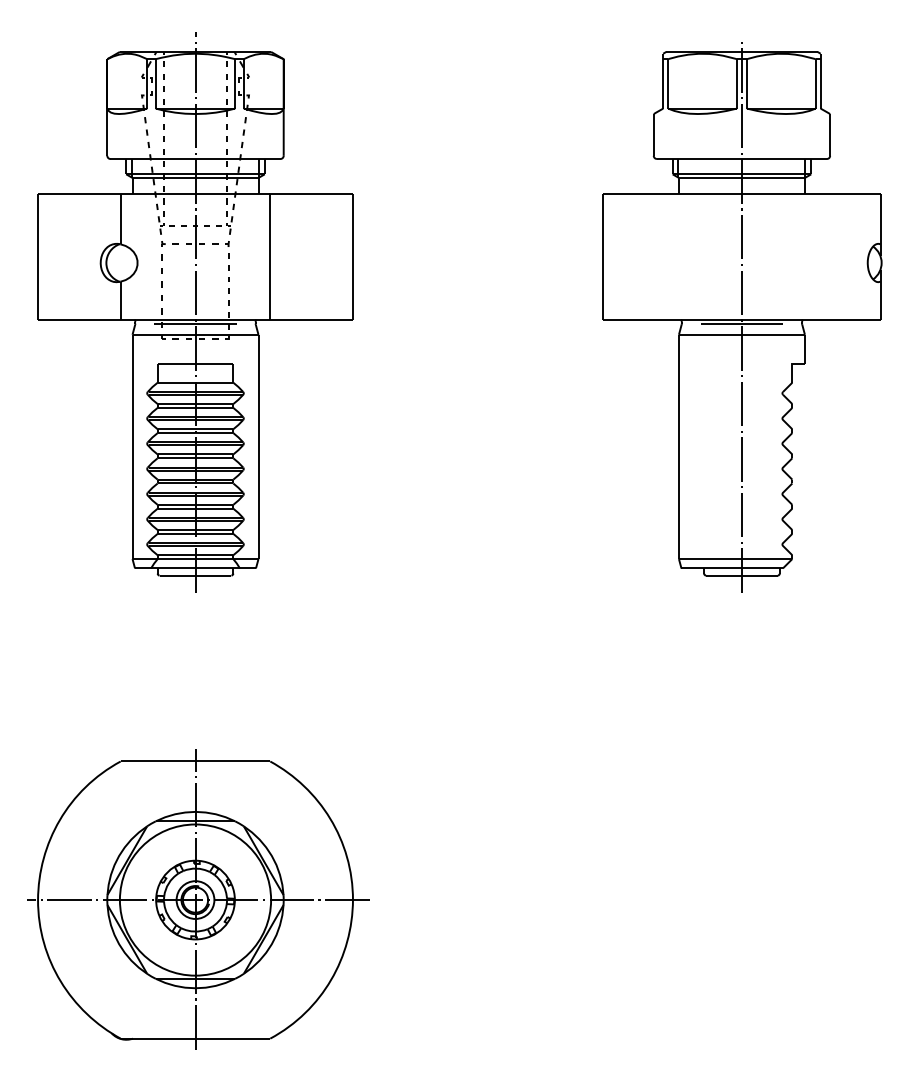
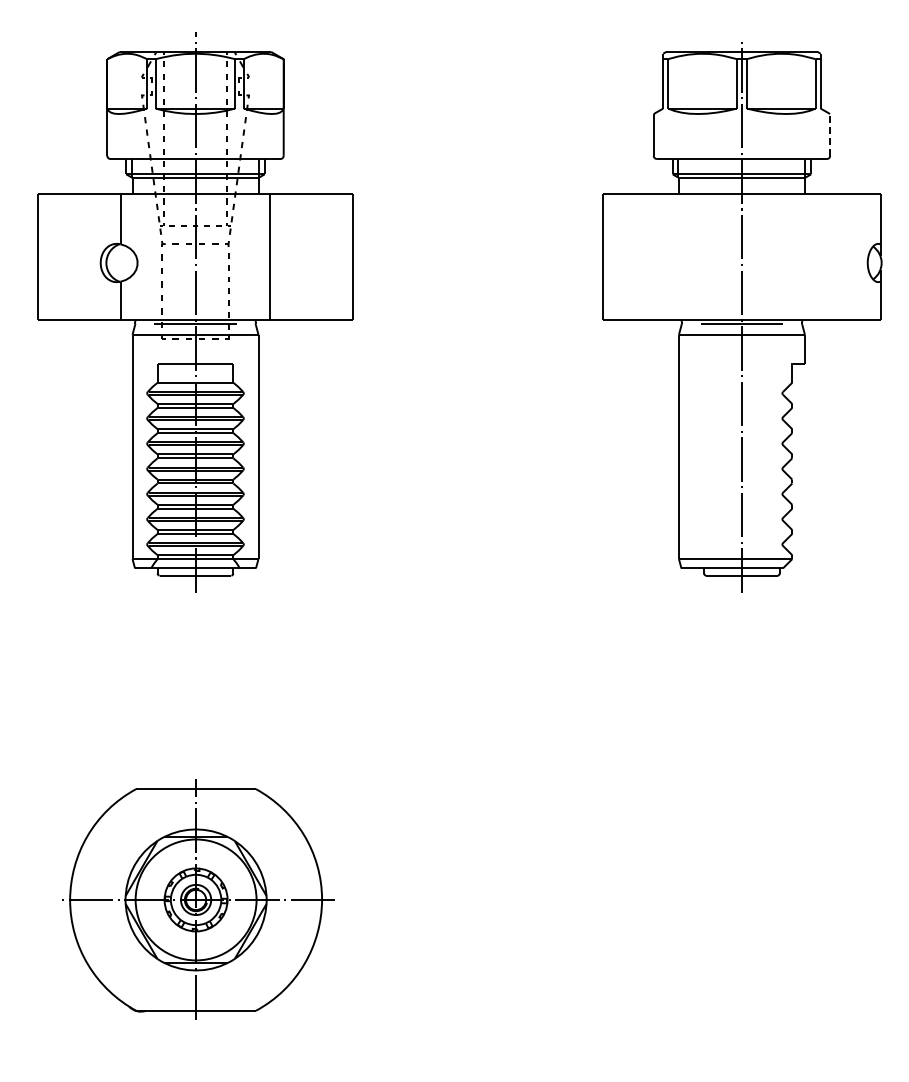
line: solid -> dashed (830, 134)
part size: 343x301 px -> 273x241 px (198, 899)
